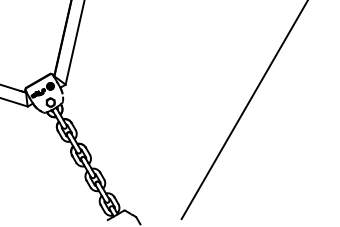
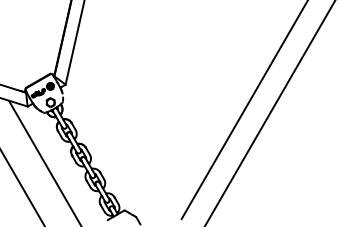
line: none -> present (270, 112)
line: none -> present (44, 162)
line: none -> present (22, 187)
